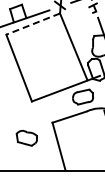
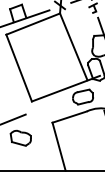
line: dashed -> solid (33, 24)
line: none -> present (13, 118)
part position: (26, 137) -> (20, 137) (20, 137)
